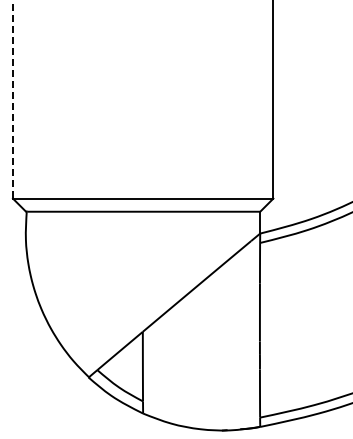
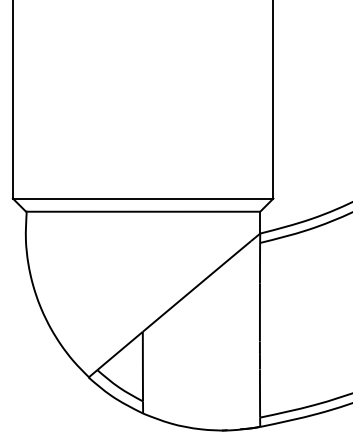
line: dashed -> solid (12, 99)
